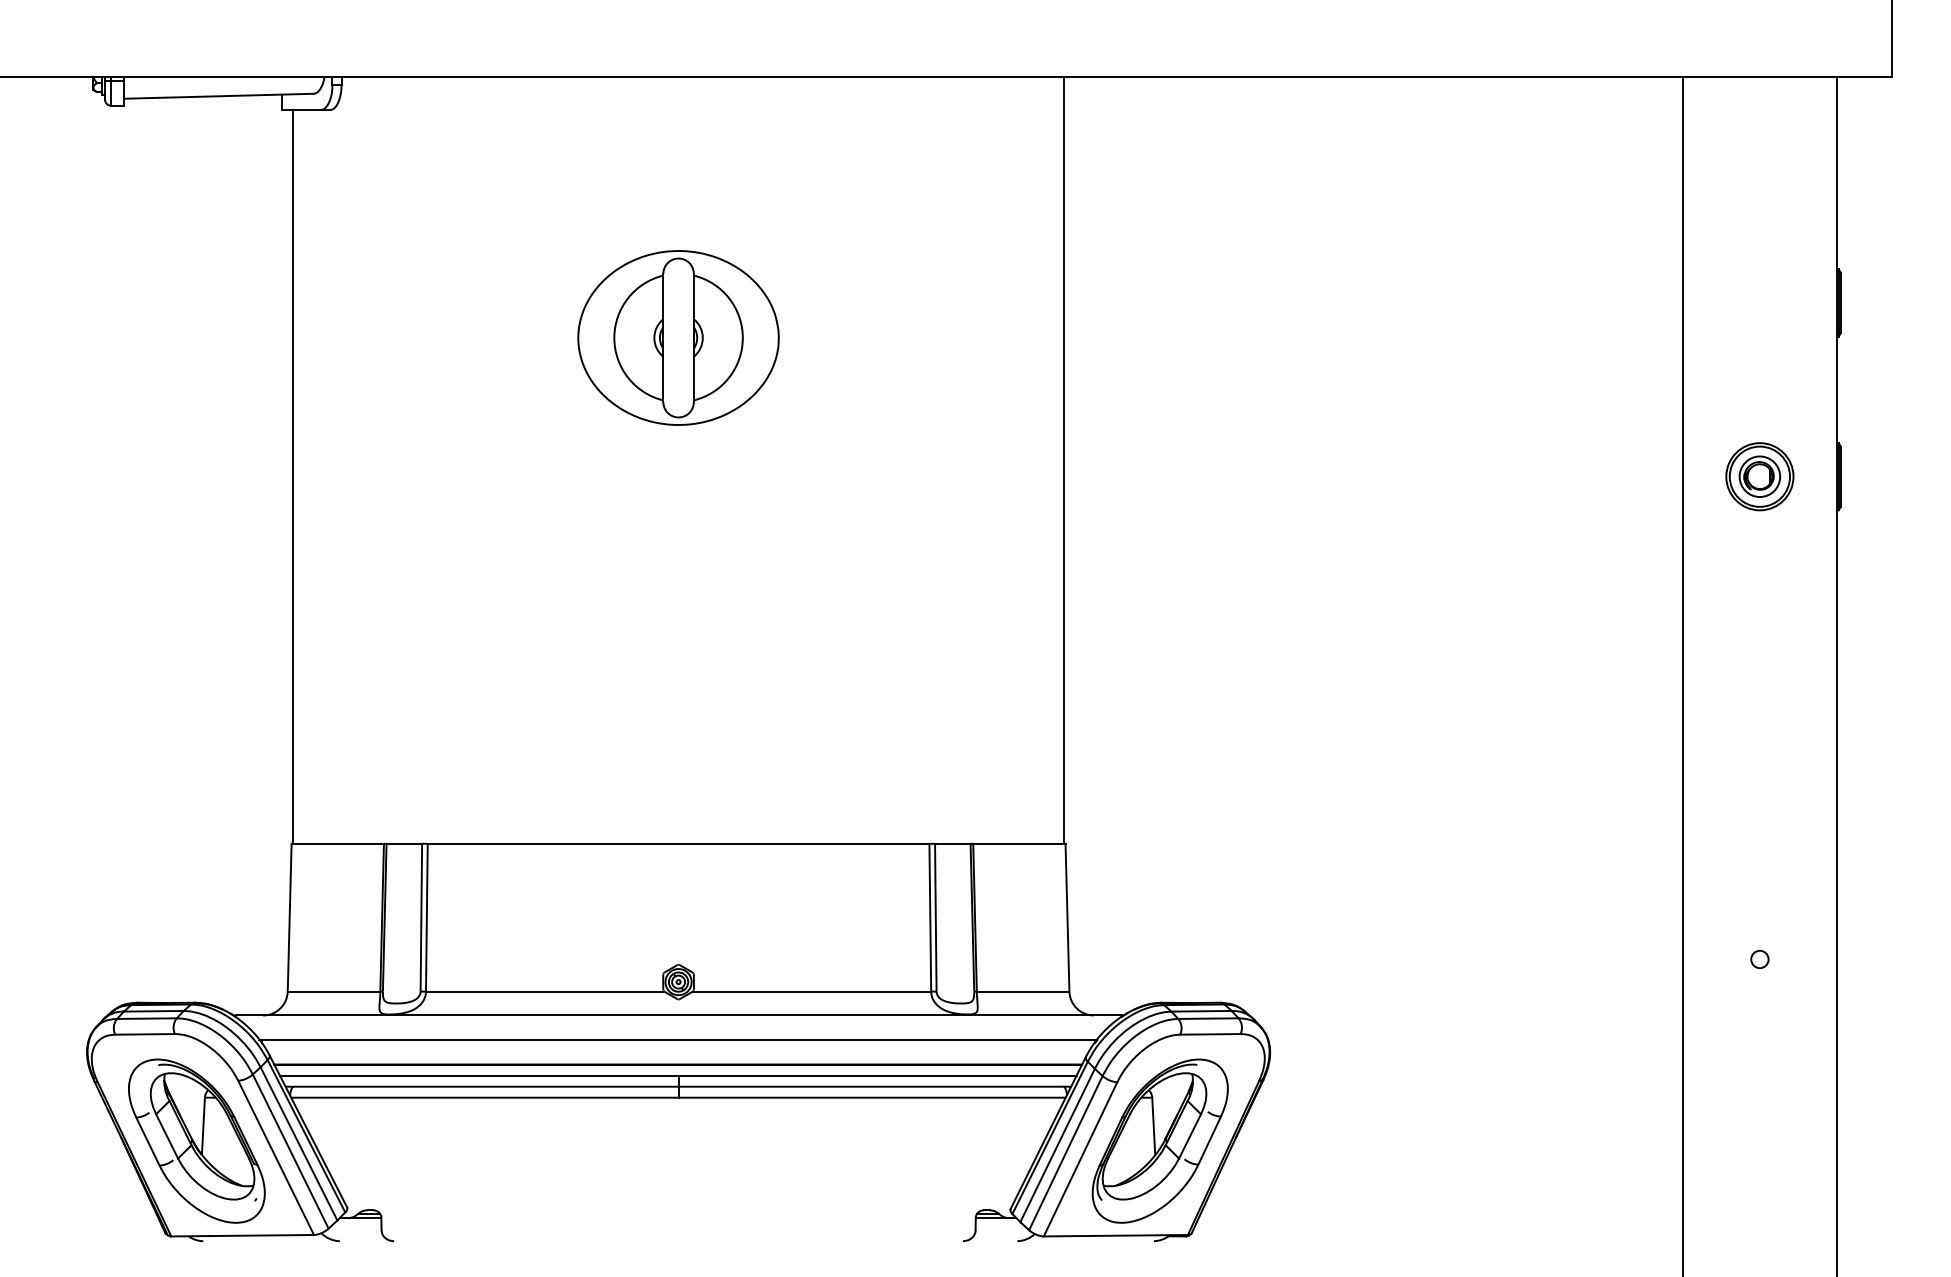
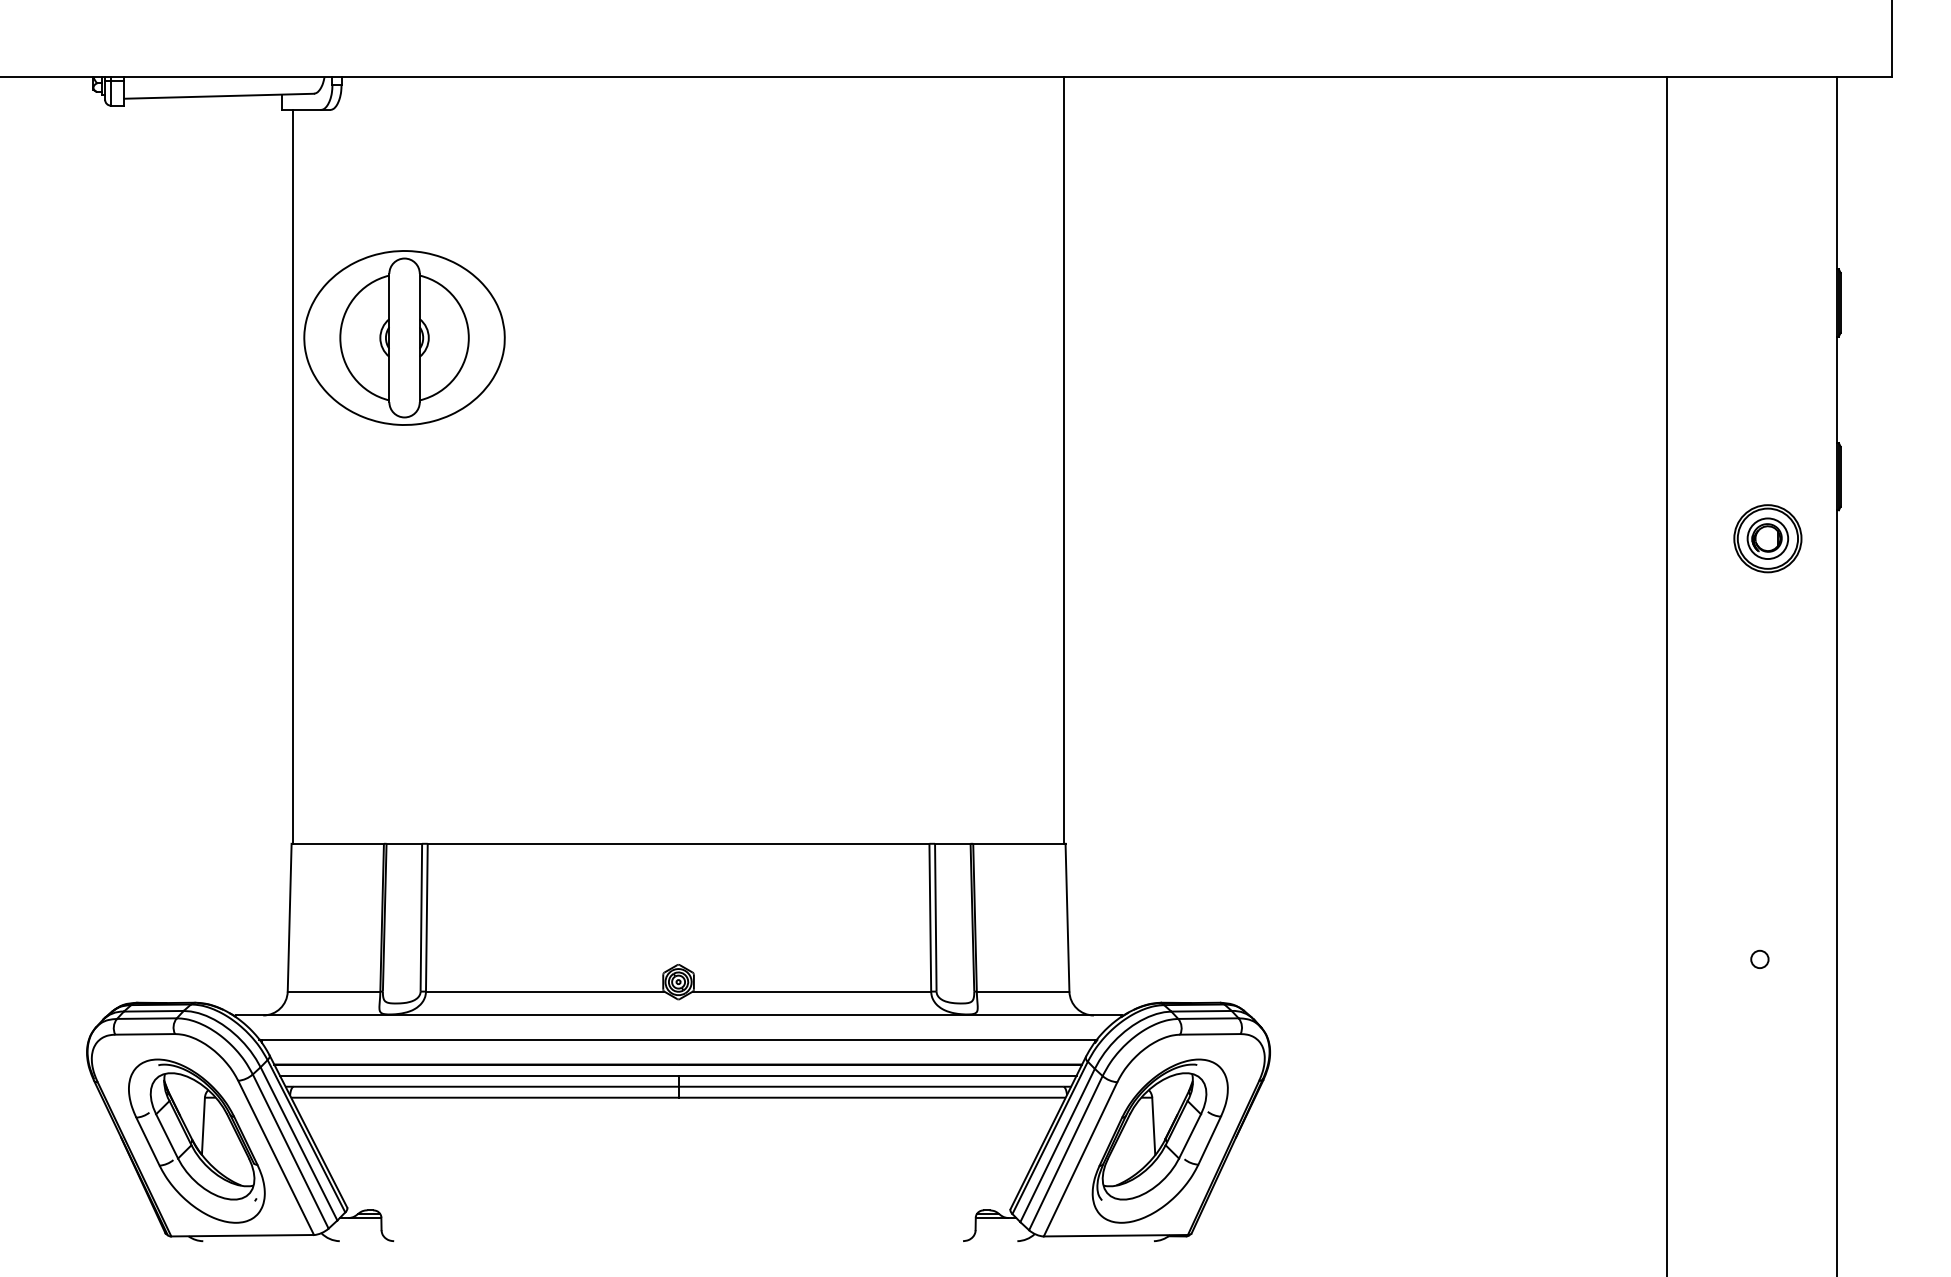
part position: (678, 337) -> (404, 337) (404, 337)
part position: (1759, 476) -> (1767, 538) (1767, 538)
line position: (1682, 675) -> (1666, 675) (1666, 675)
